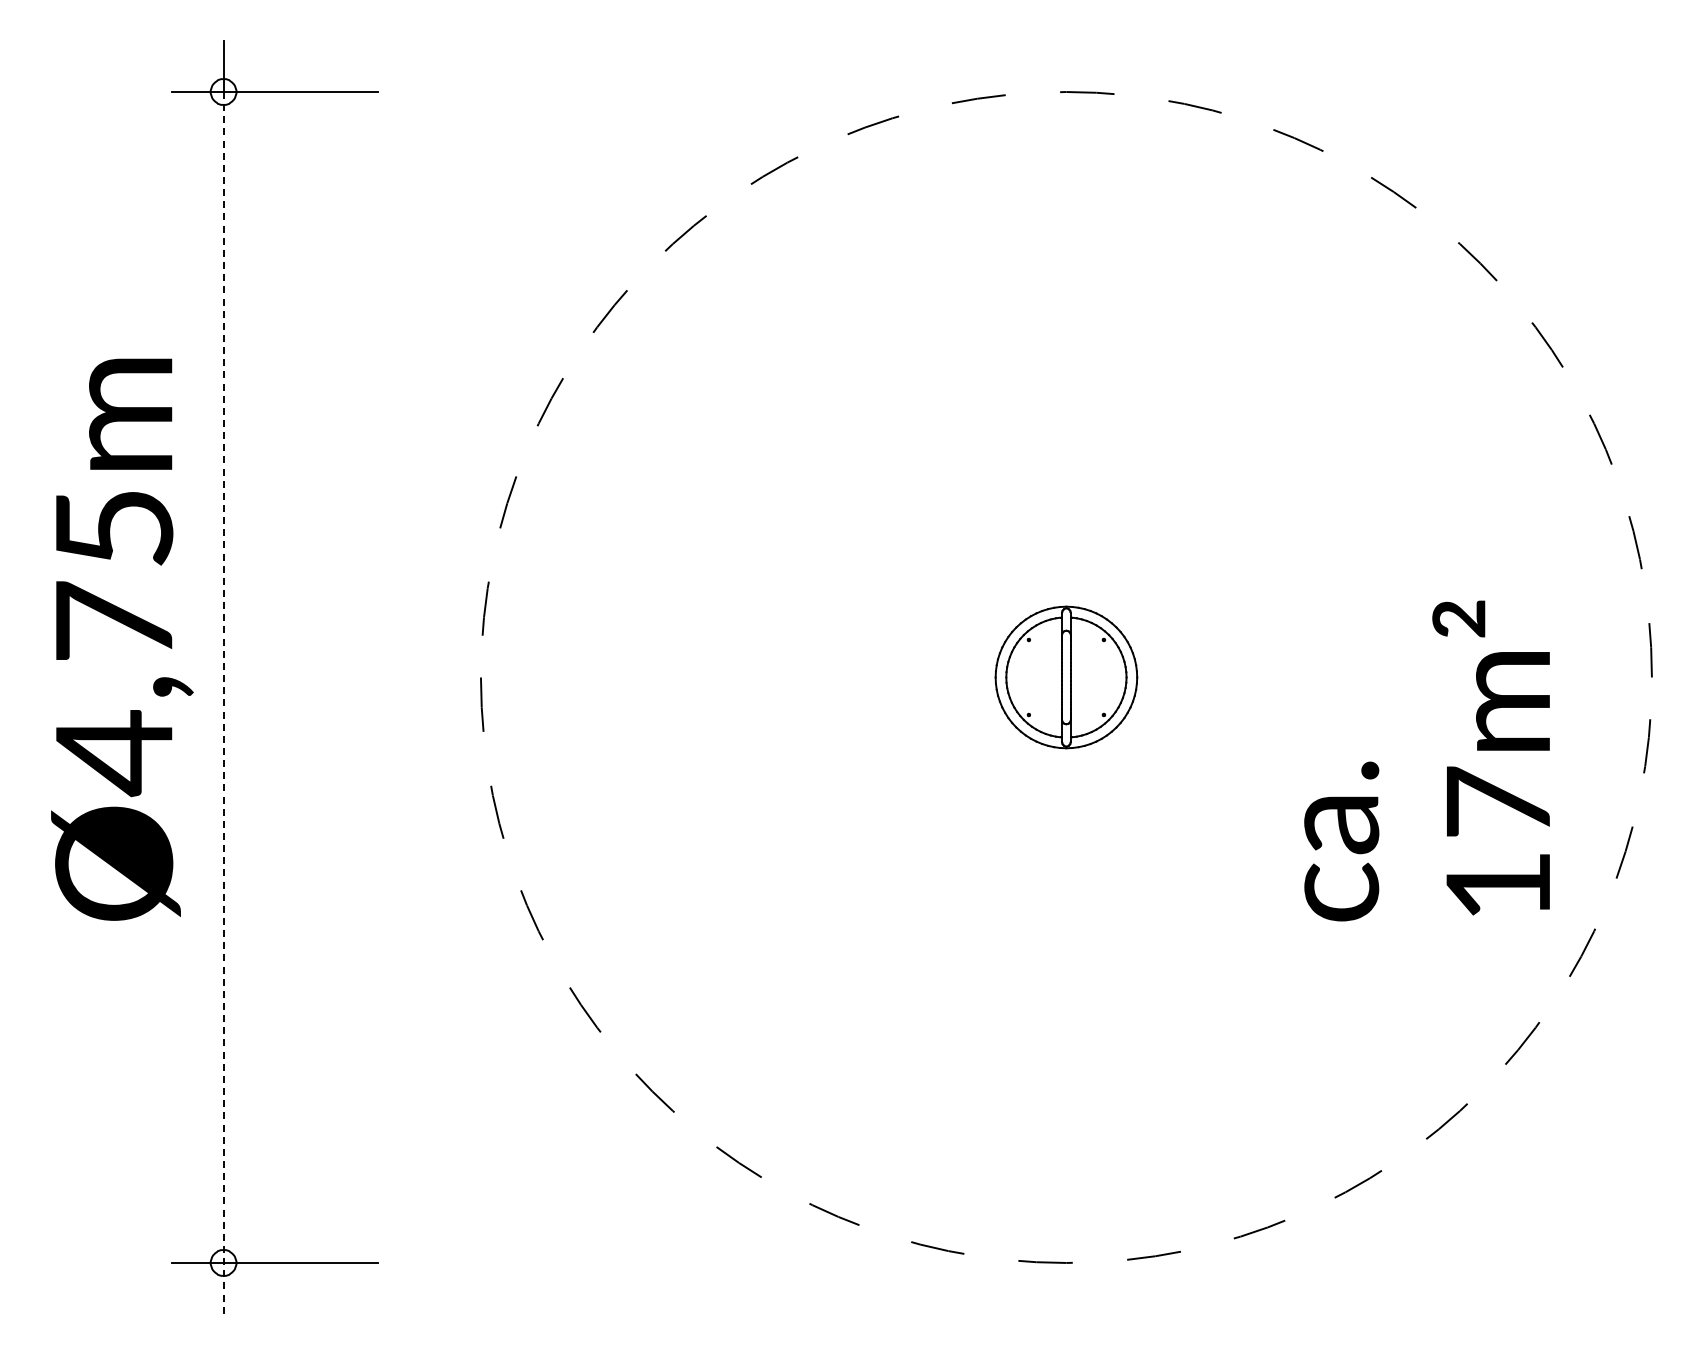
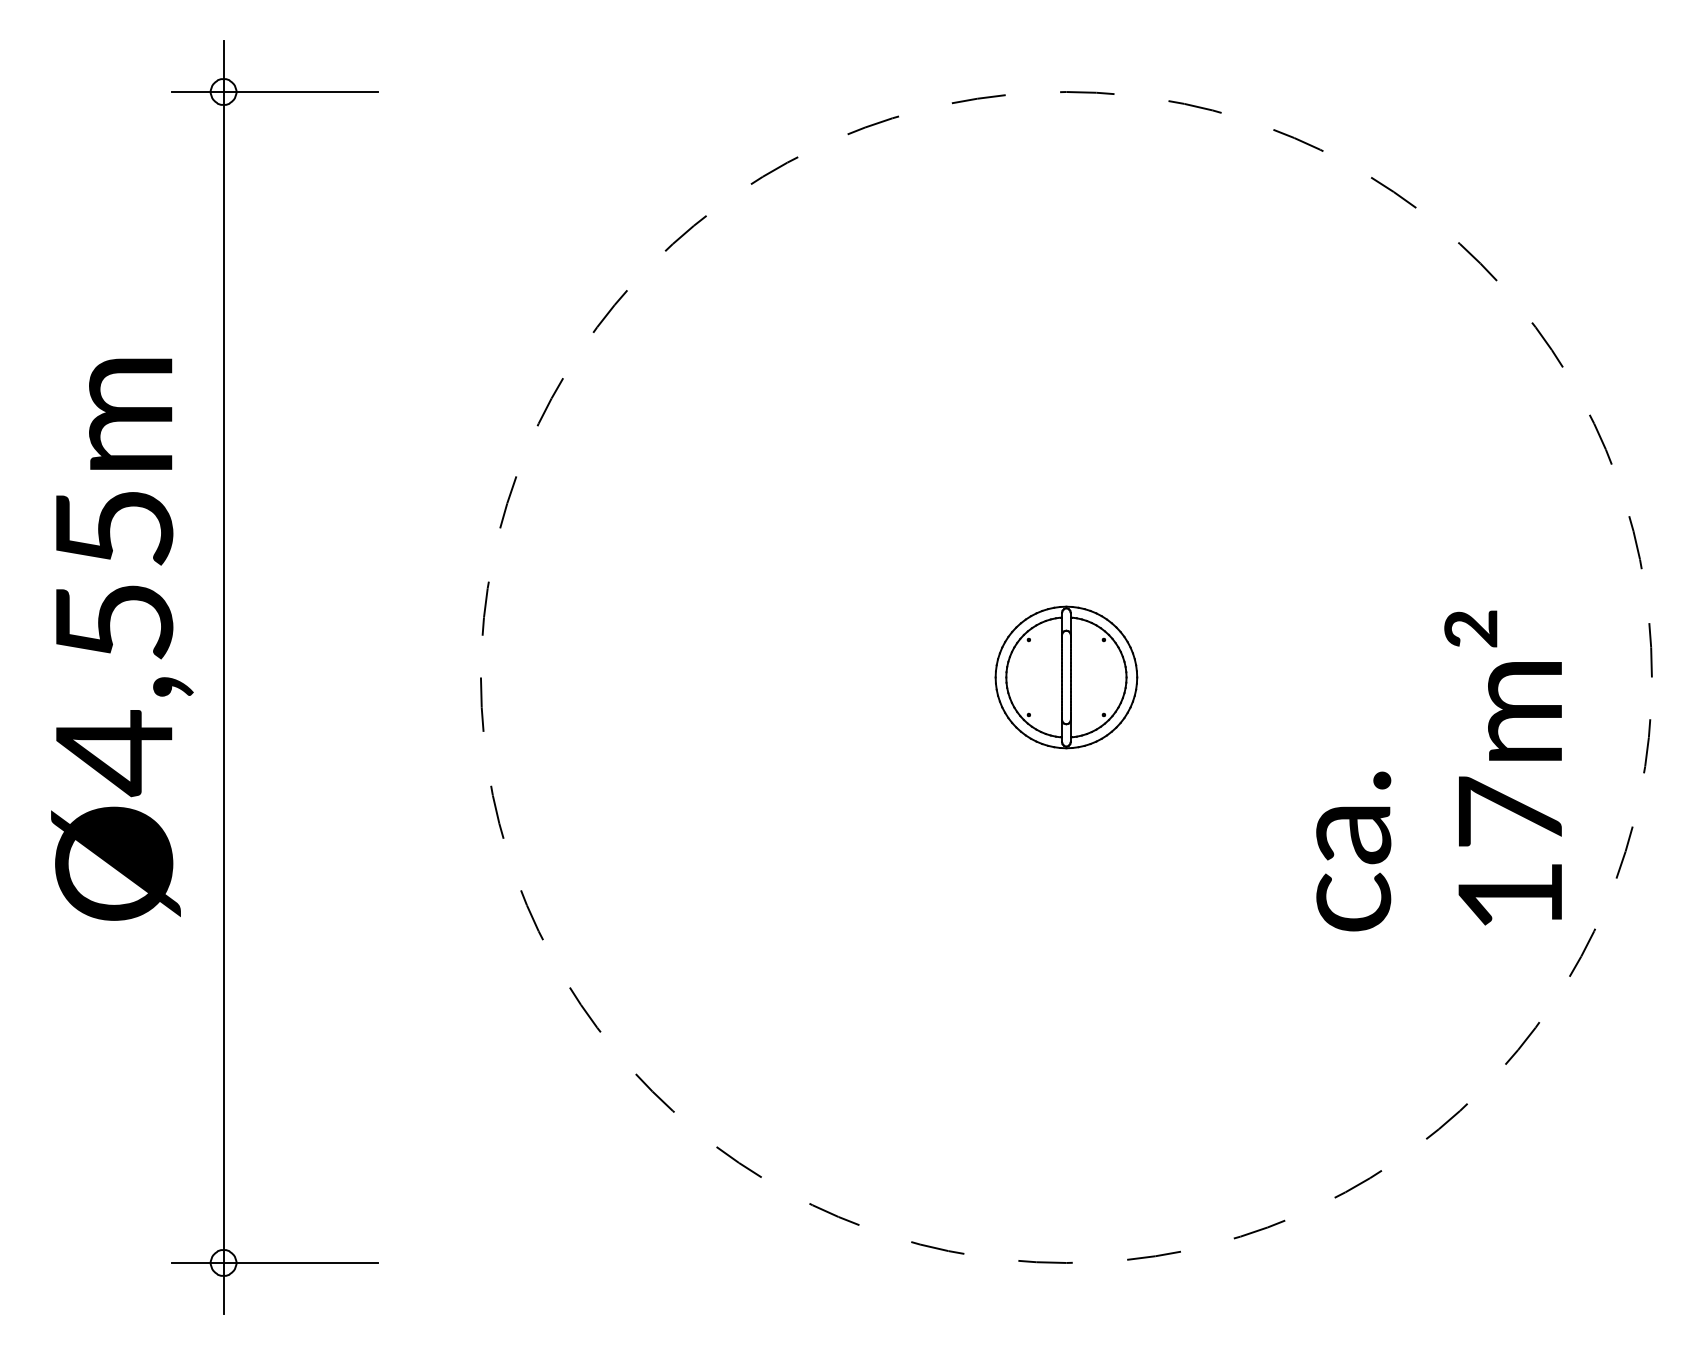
text: Ø4,75m -> Ø4,55m (114, 620)
line: dashed -> solid (223, 703)
text position: (1426, 760) -> (1438, 770) (1438, 770)
